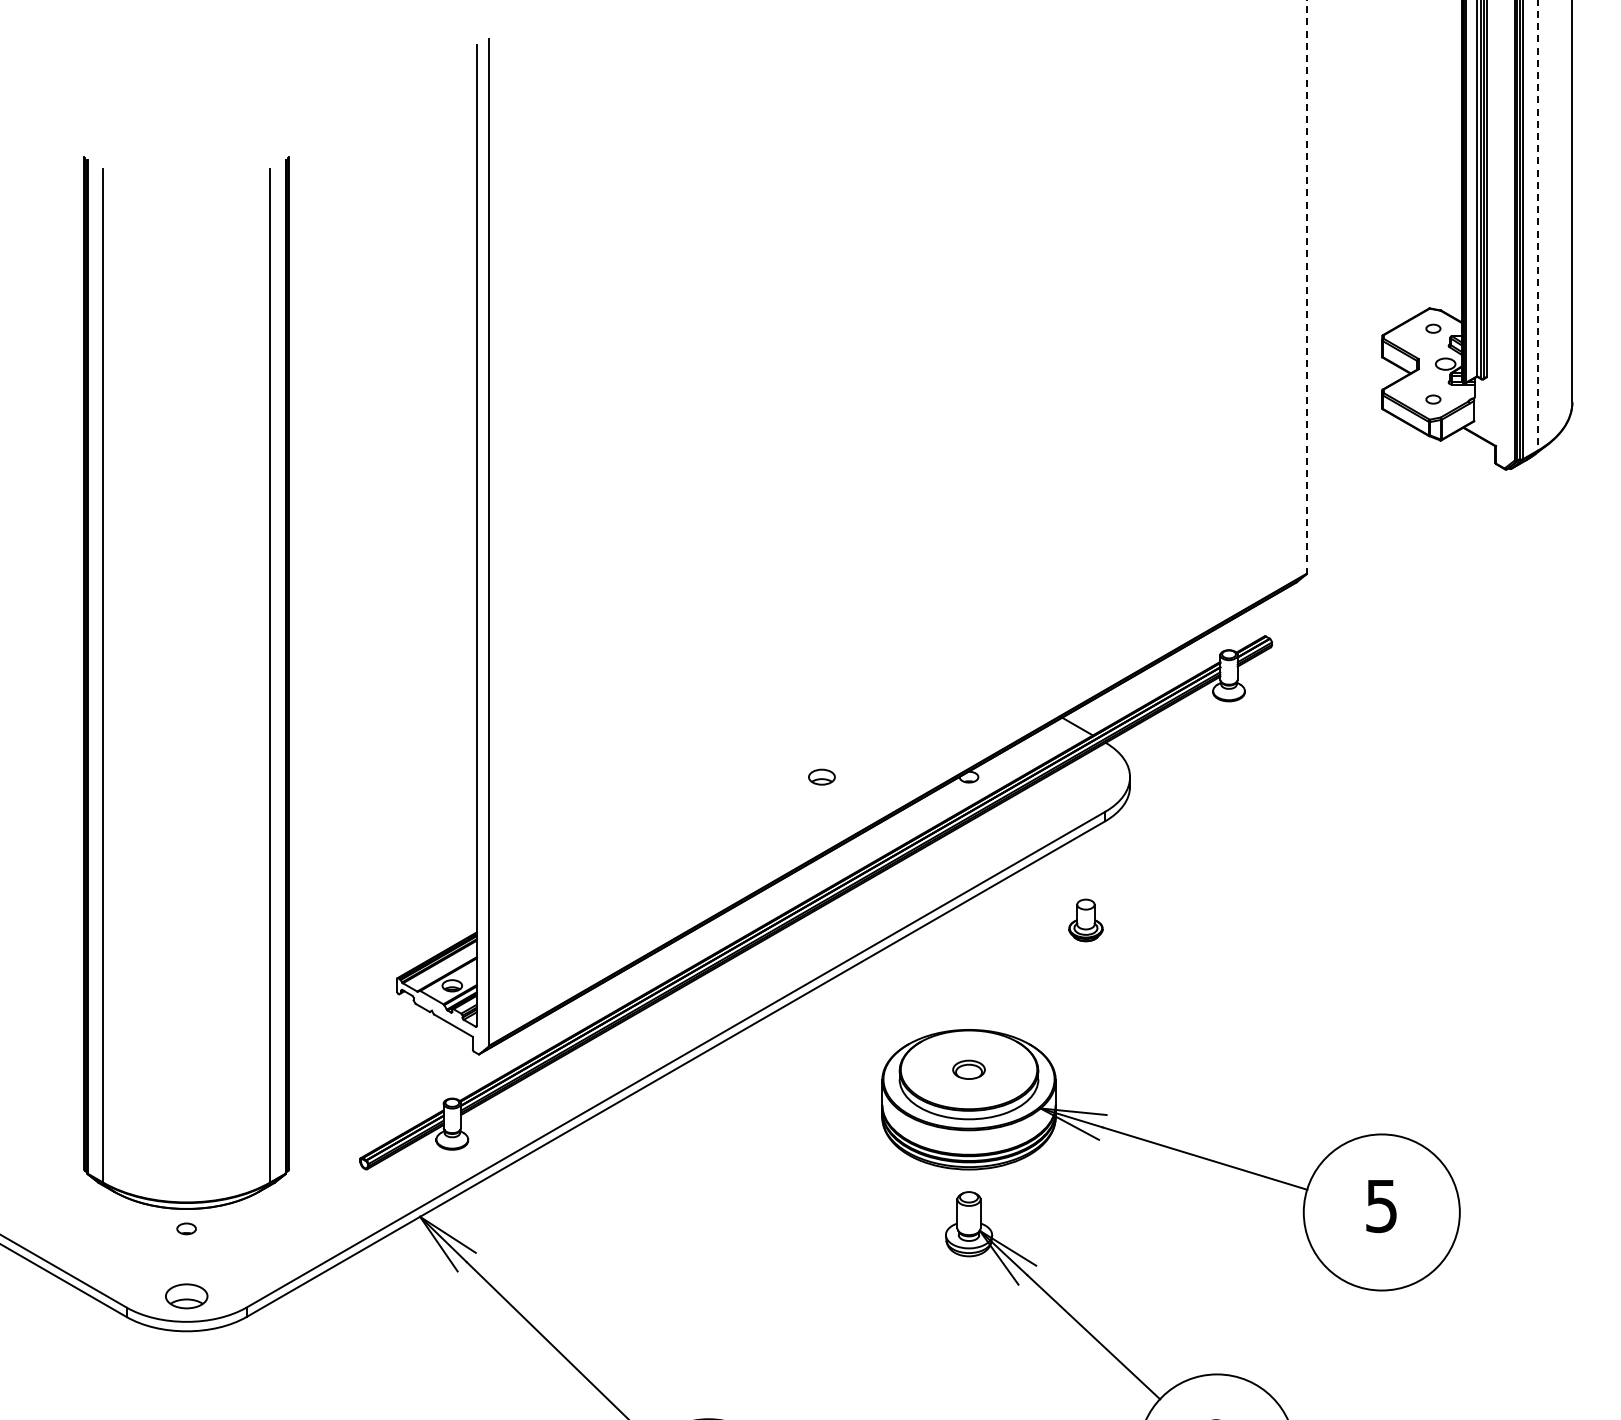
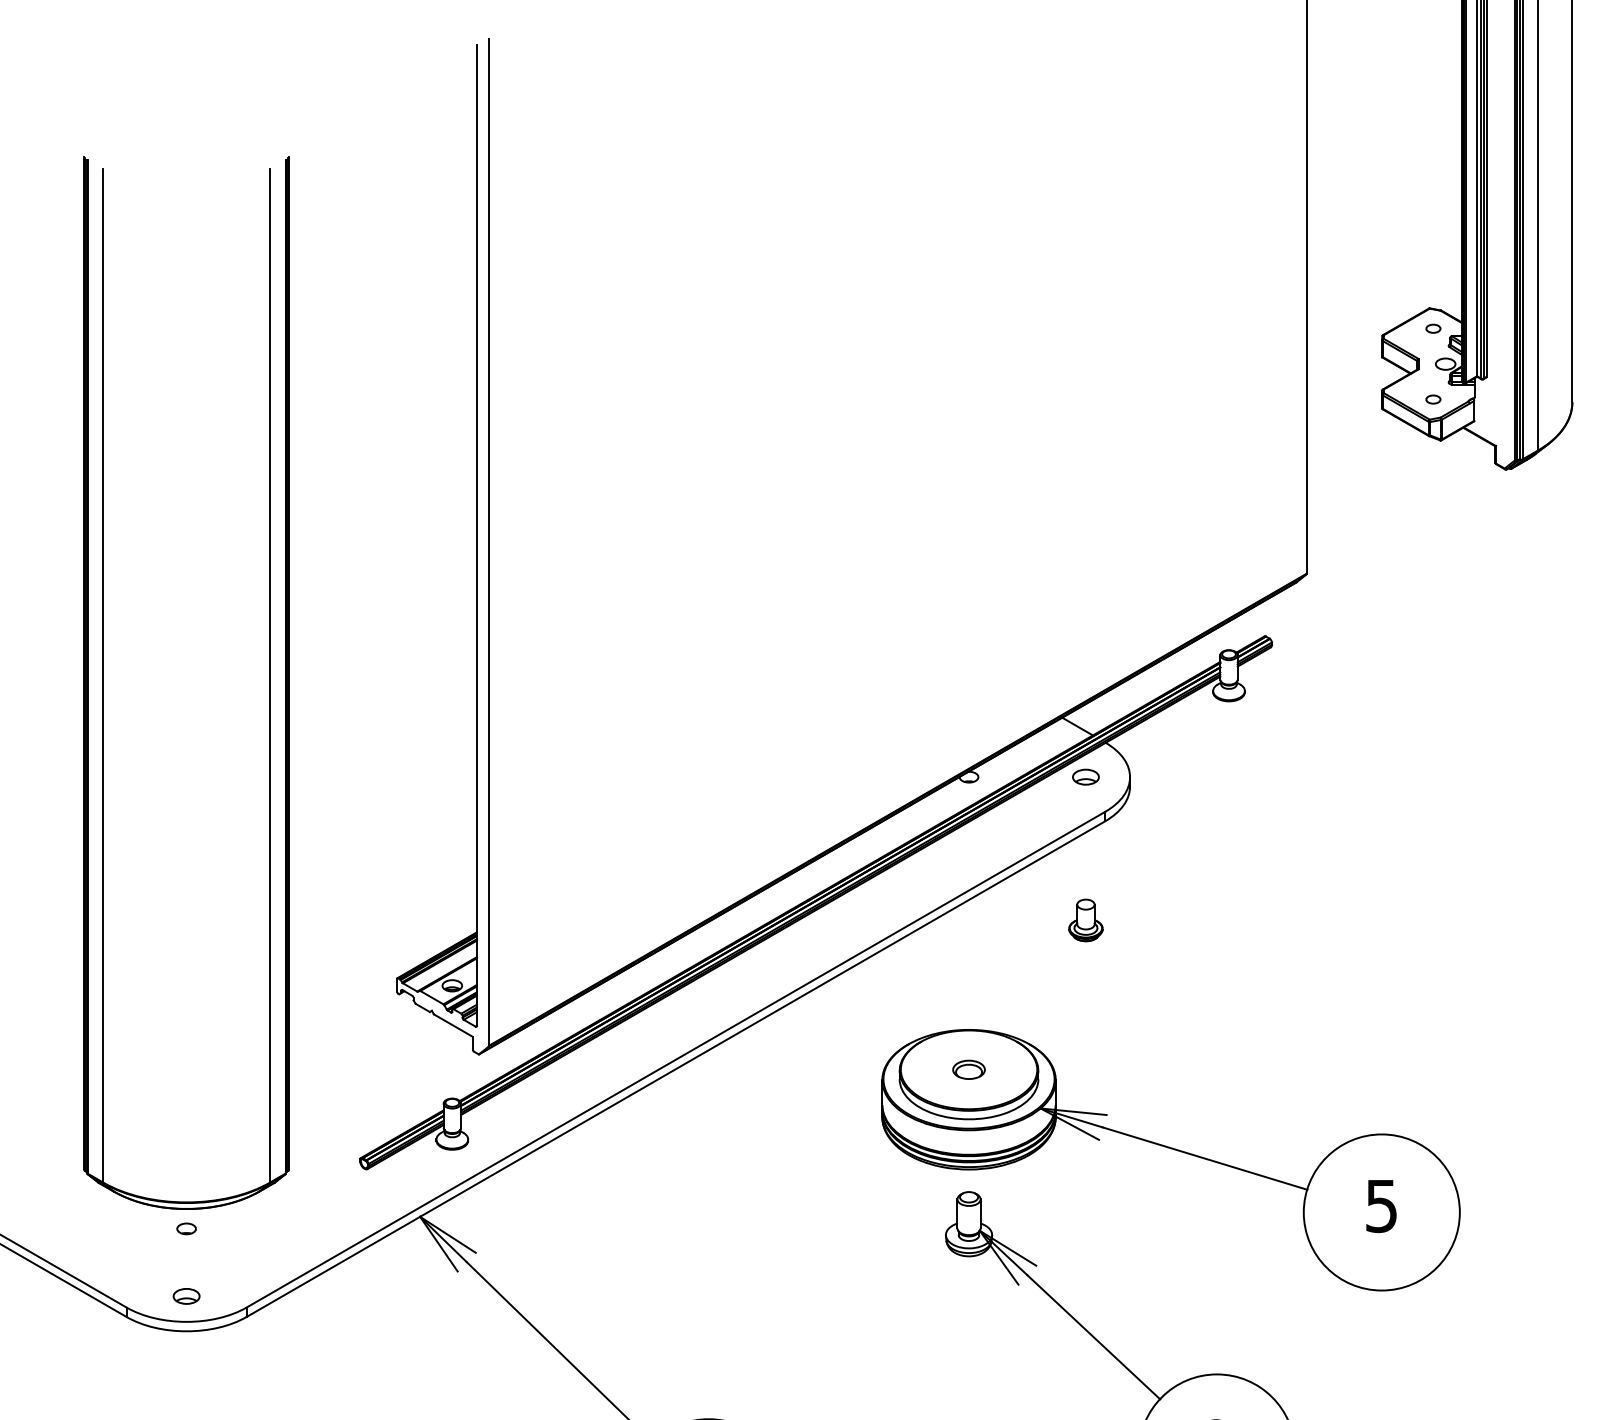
line: dashed -> solid (1537, 225)
line: dashed -> solid (1306, 287)
part position: (821, 776) -> (1085, 776) (1085, 776)
part size: 44x27 px -> 29x17 px (186, 1296)
